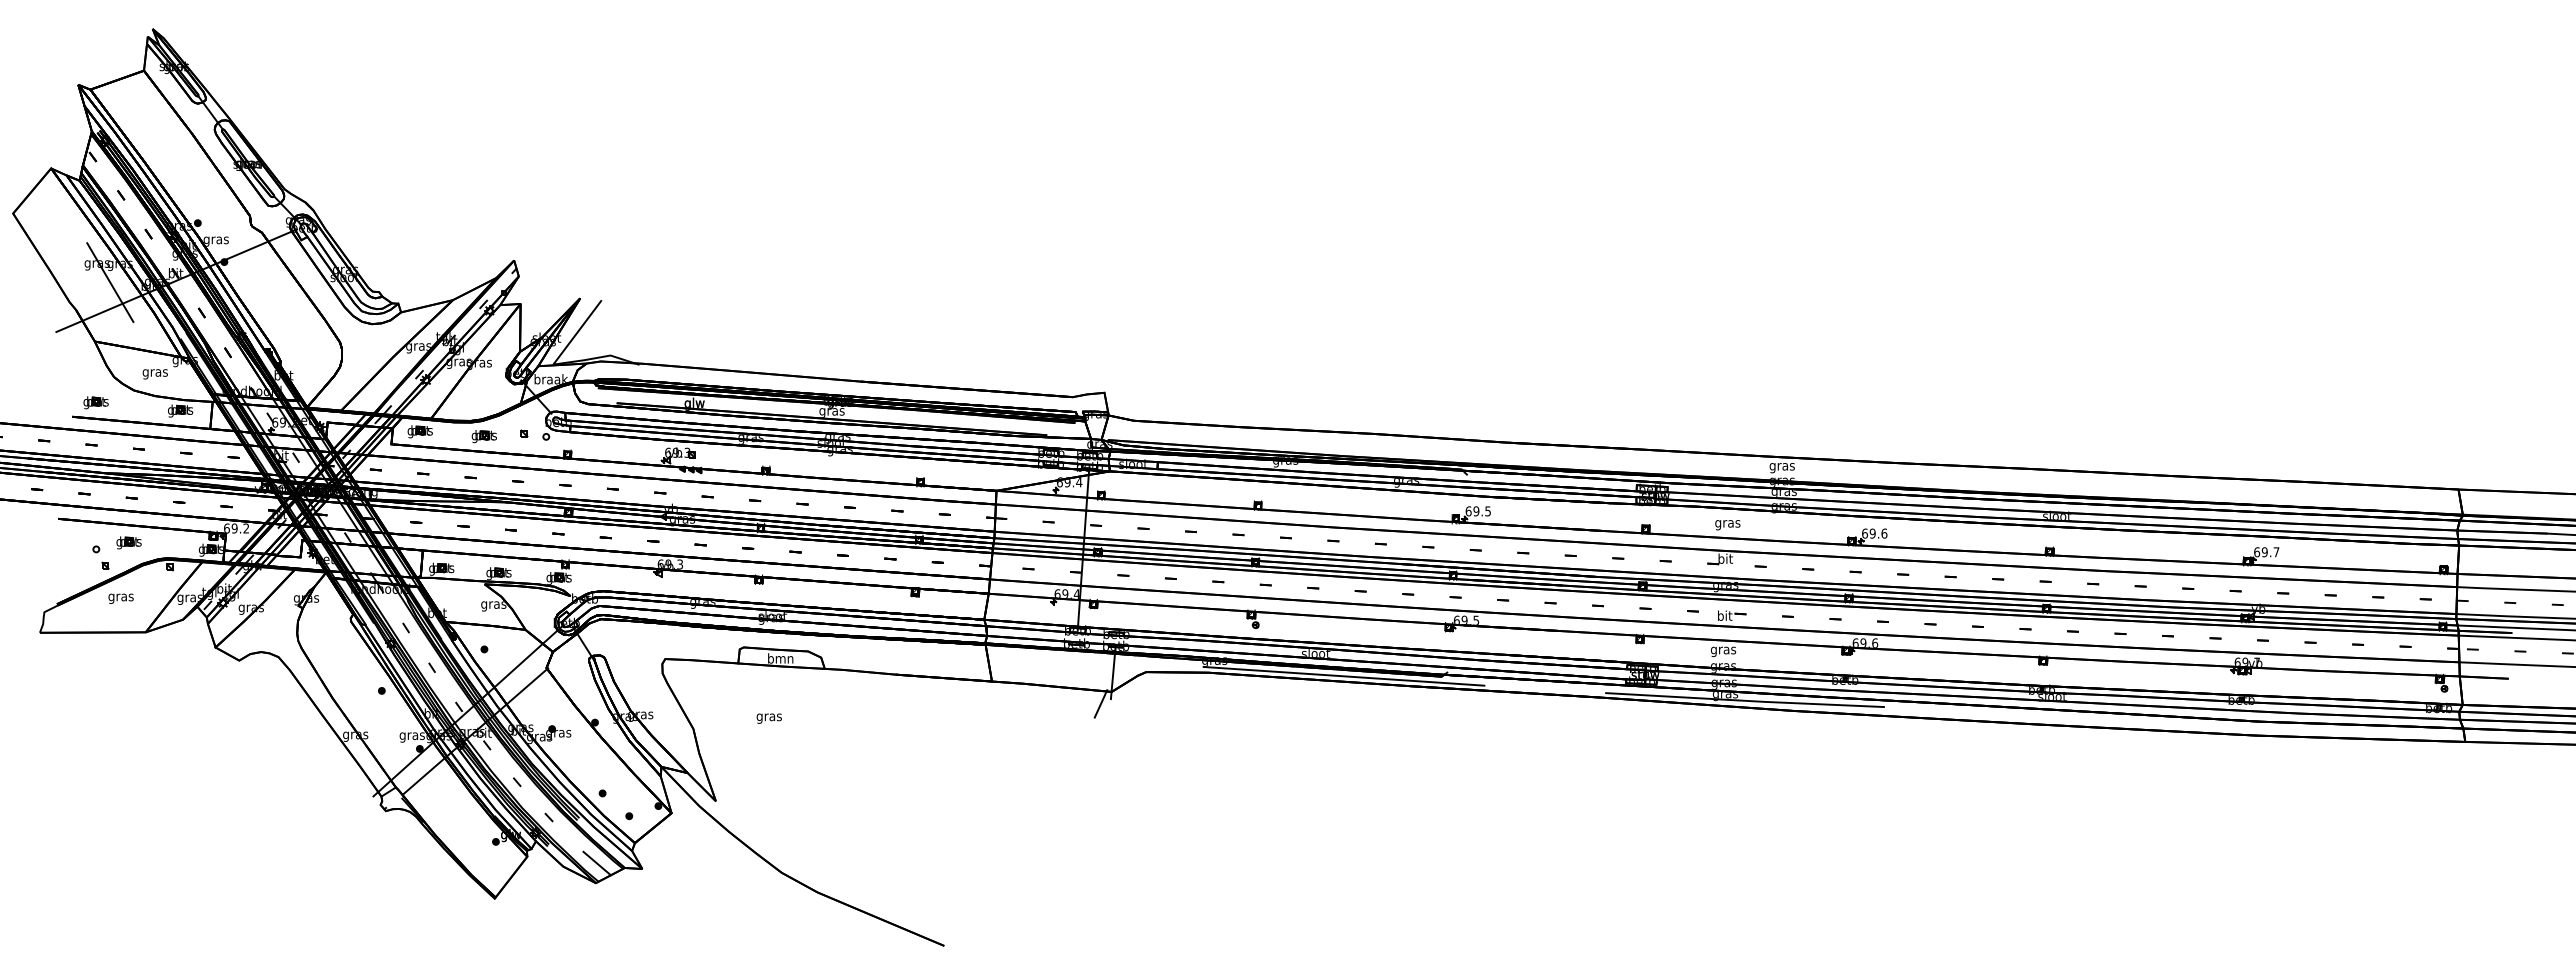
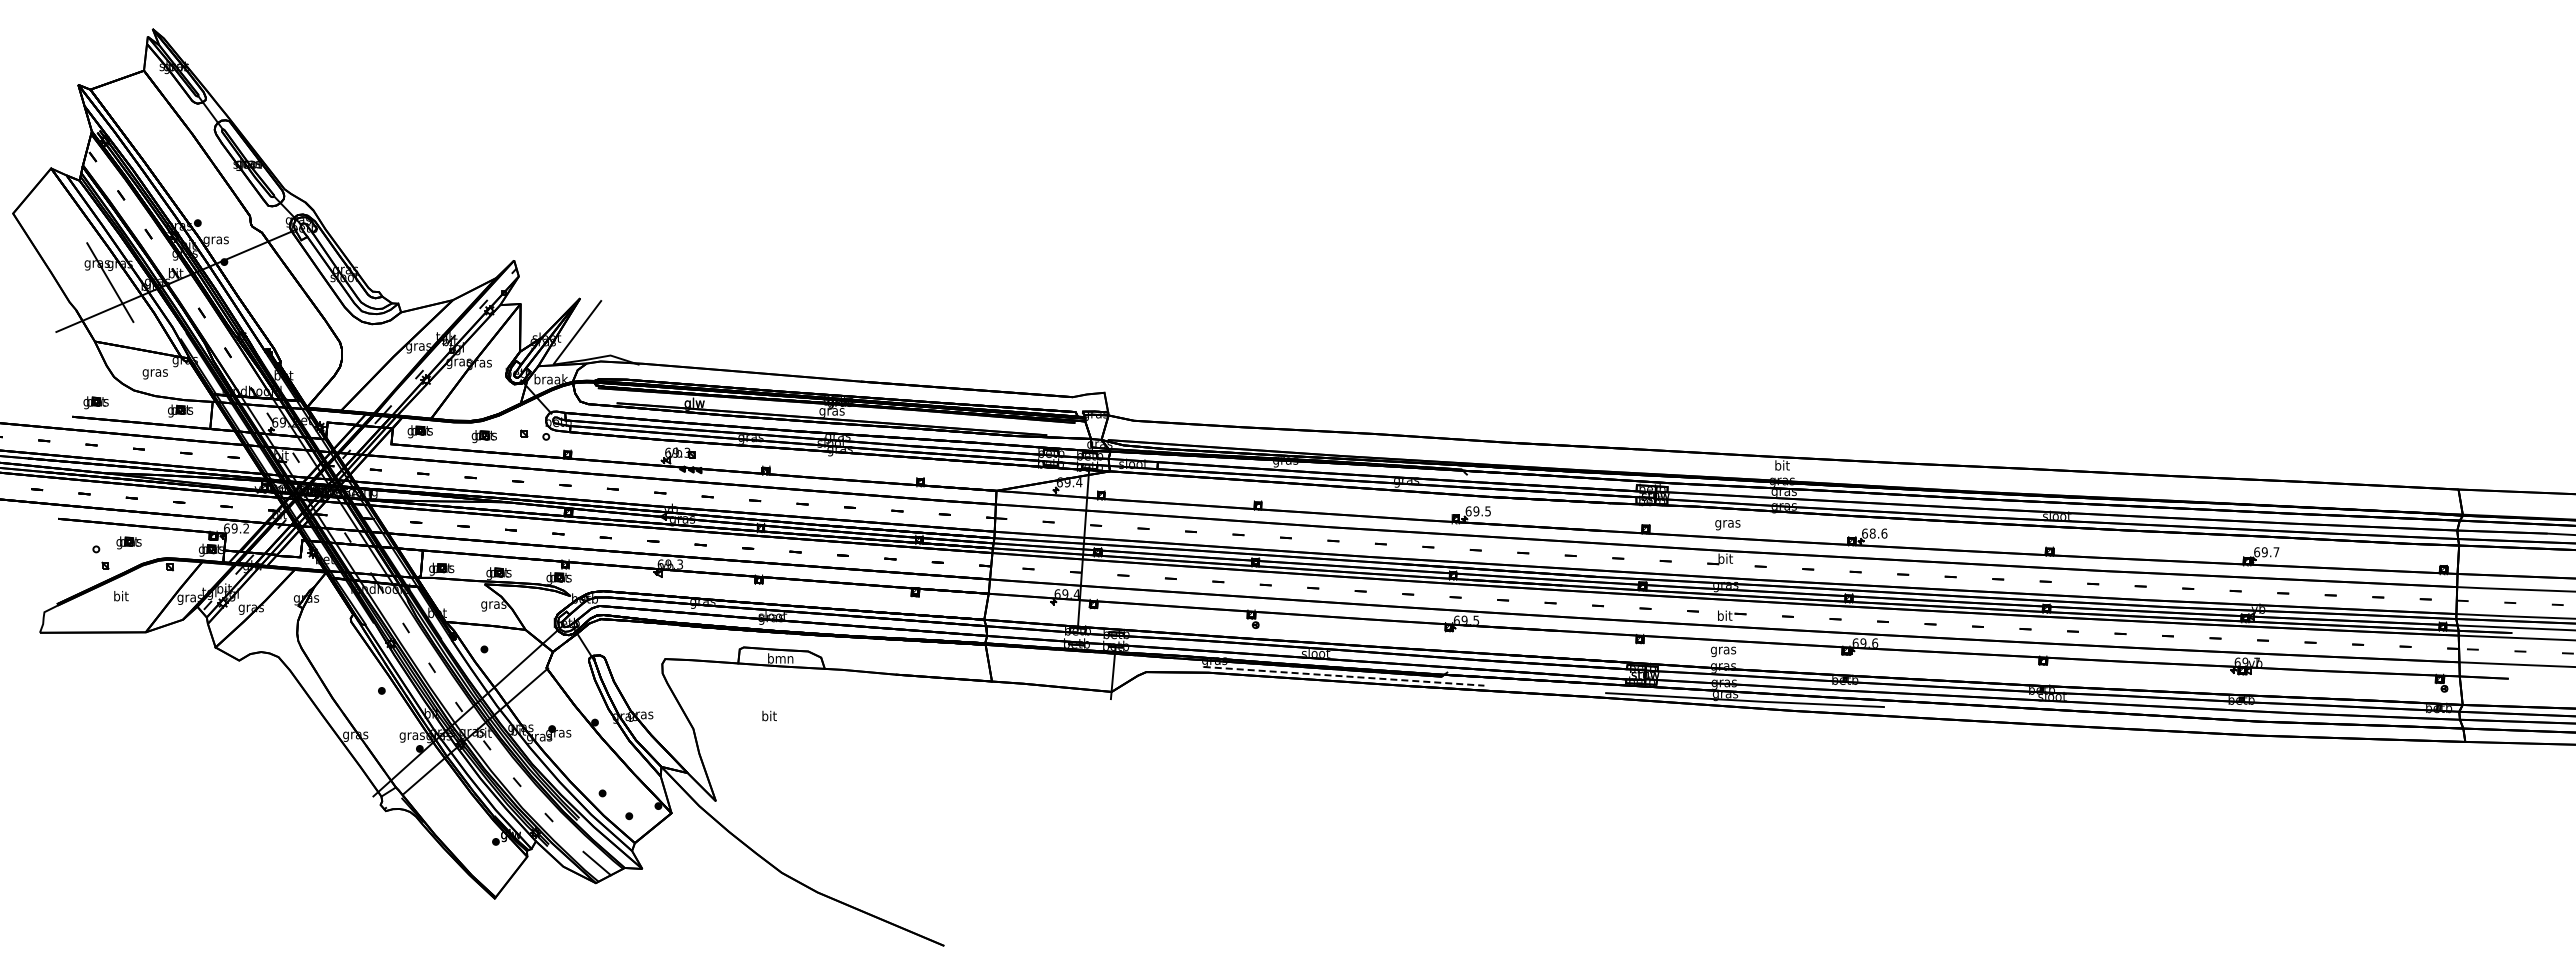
text: gras -> bit (1781, 466)
text: 69.6 -> 68.6 (1872, 533)
text: gras -> bit (120, 597)
line: solid -> dashed (1344, 676)
line: present -> none (1100, 703)
text: gras -> bit (768, 716)
